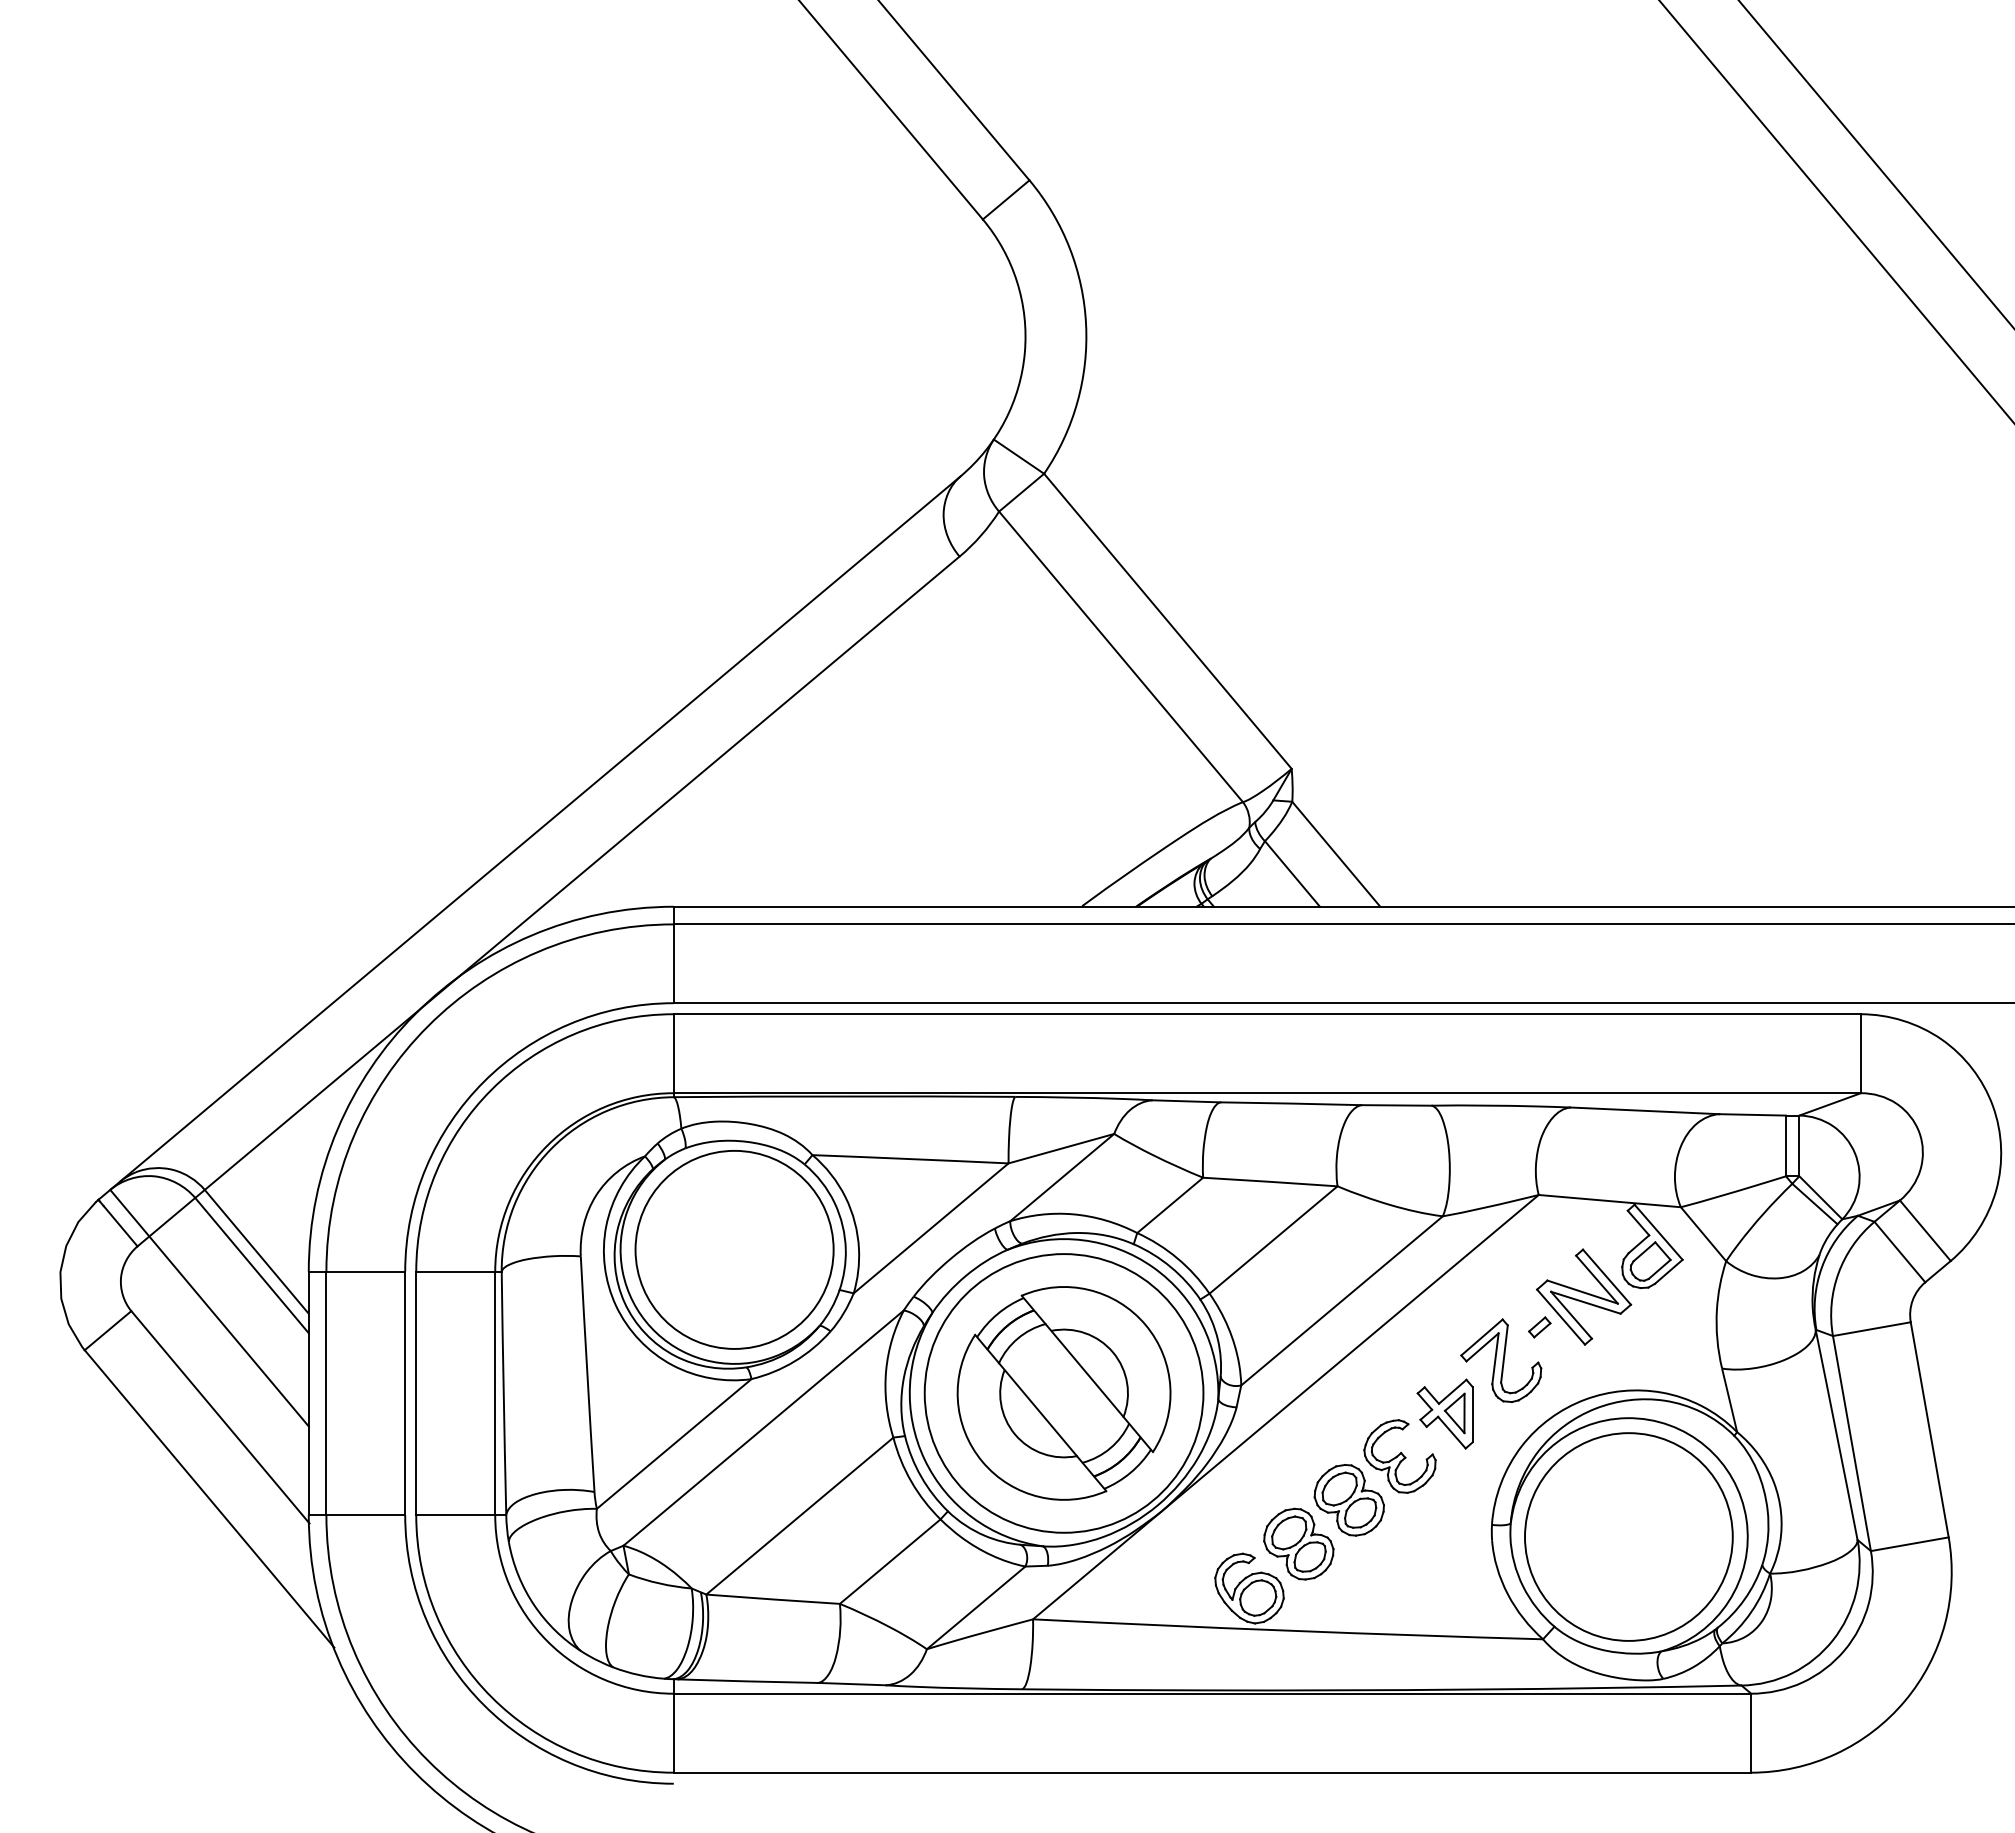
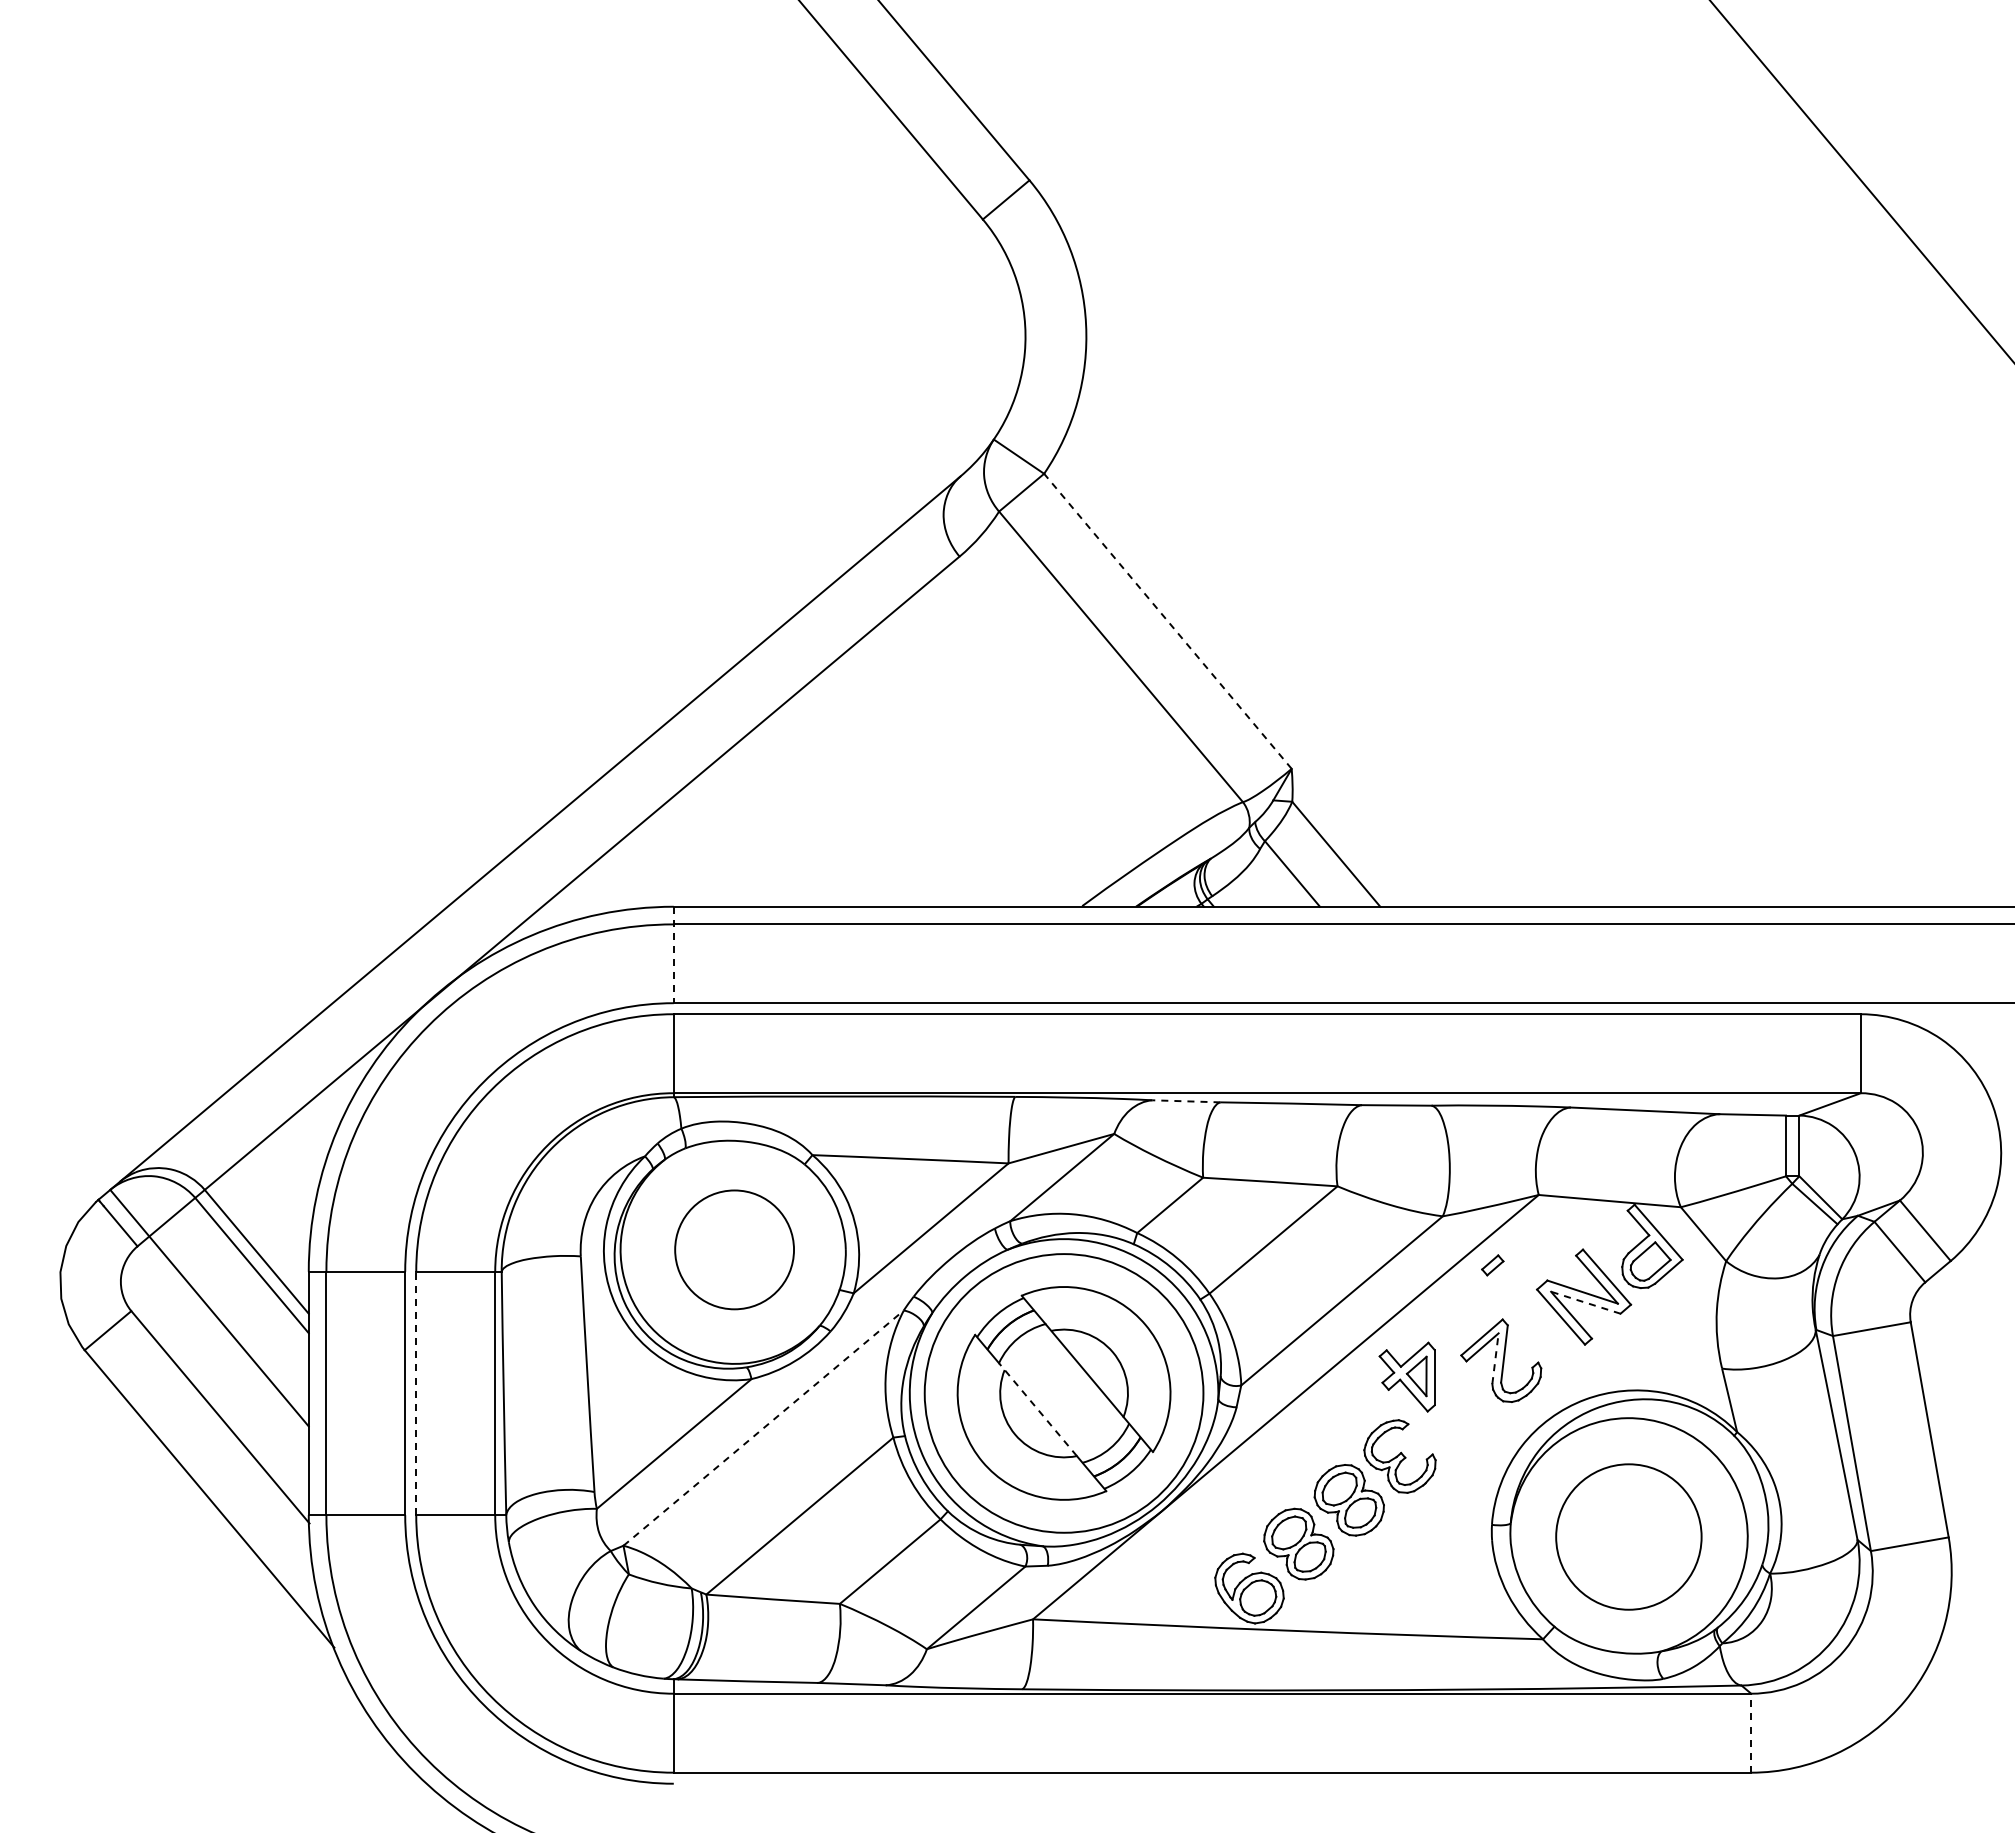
line position: (1875, 163) -> (1861, 180) (1861, 180)
line: present -> none (1835, 211)
line: solid -> dashed (1167, 621)
line: solid -> dashed (673, 955)
line: solid -> dashed (1186, 1101)
circle diameter: 198 px -> 119 px (734, 1249)
line: solid -> dashed (1585, 1302)
part position: (1539, 1327) -> (1492, 1265) (1492, 1265)
line: solid -> dashed (1495, 1358)
line: solid -> dashed (416, 1393)
line: solid -> dashed (1037, 1409)
part position: (1444, 1413) -> (1406, 1376) (1406, 1376)
line: solid -> dashed (763, 1428)
circle diameter: 208 px -> 145 px (1628, 1536)
line: solid -> dashed (1751, 1732)
